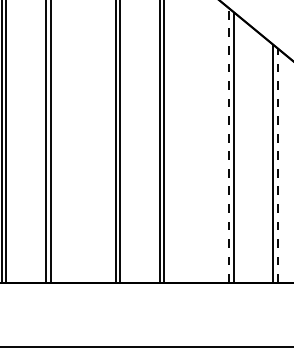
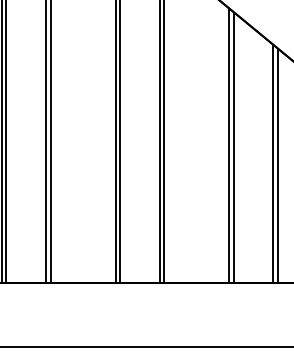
line: dashed -> solid (229, 145)
line: dashed -> solid (277, 165)
